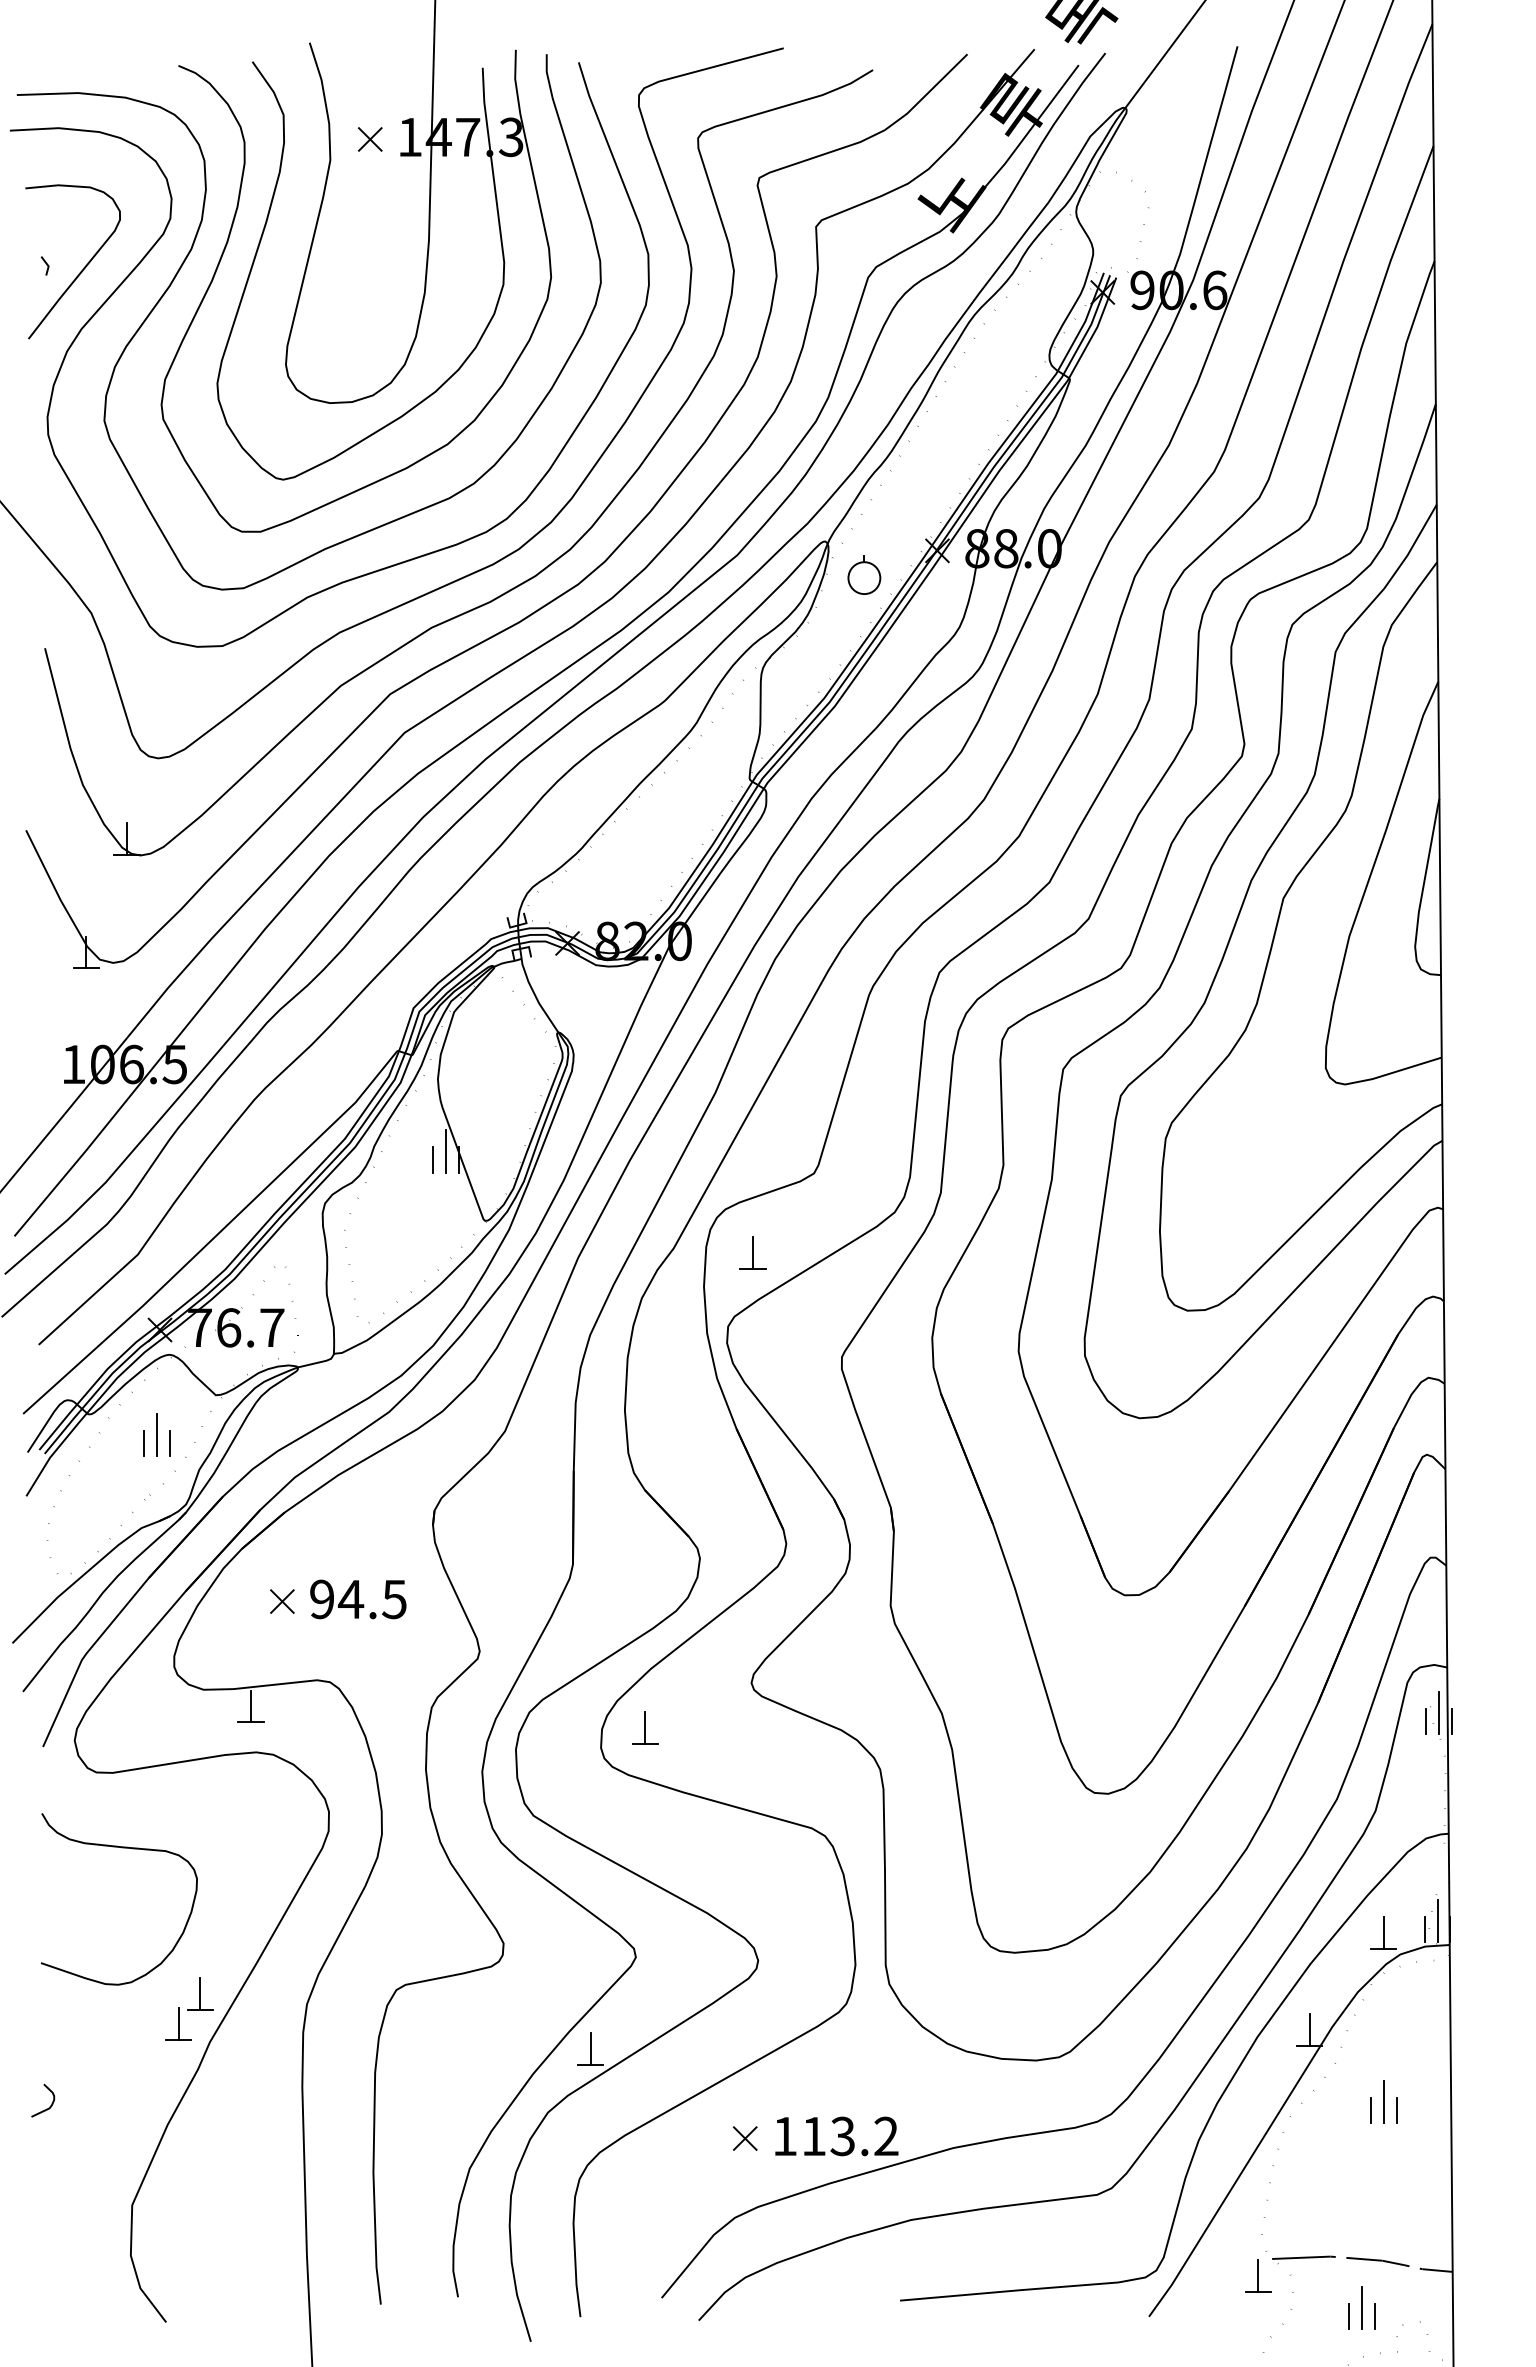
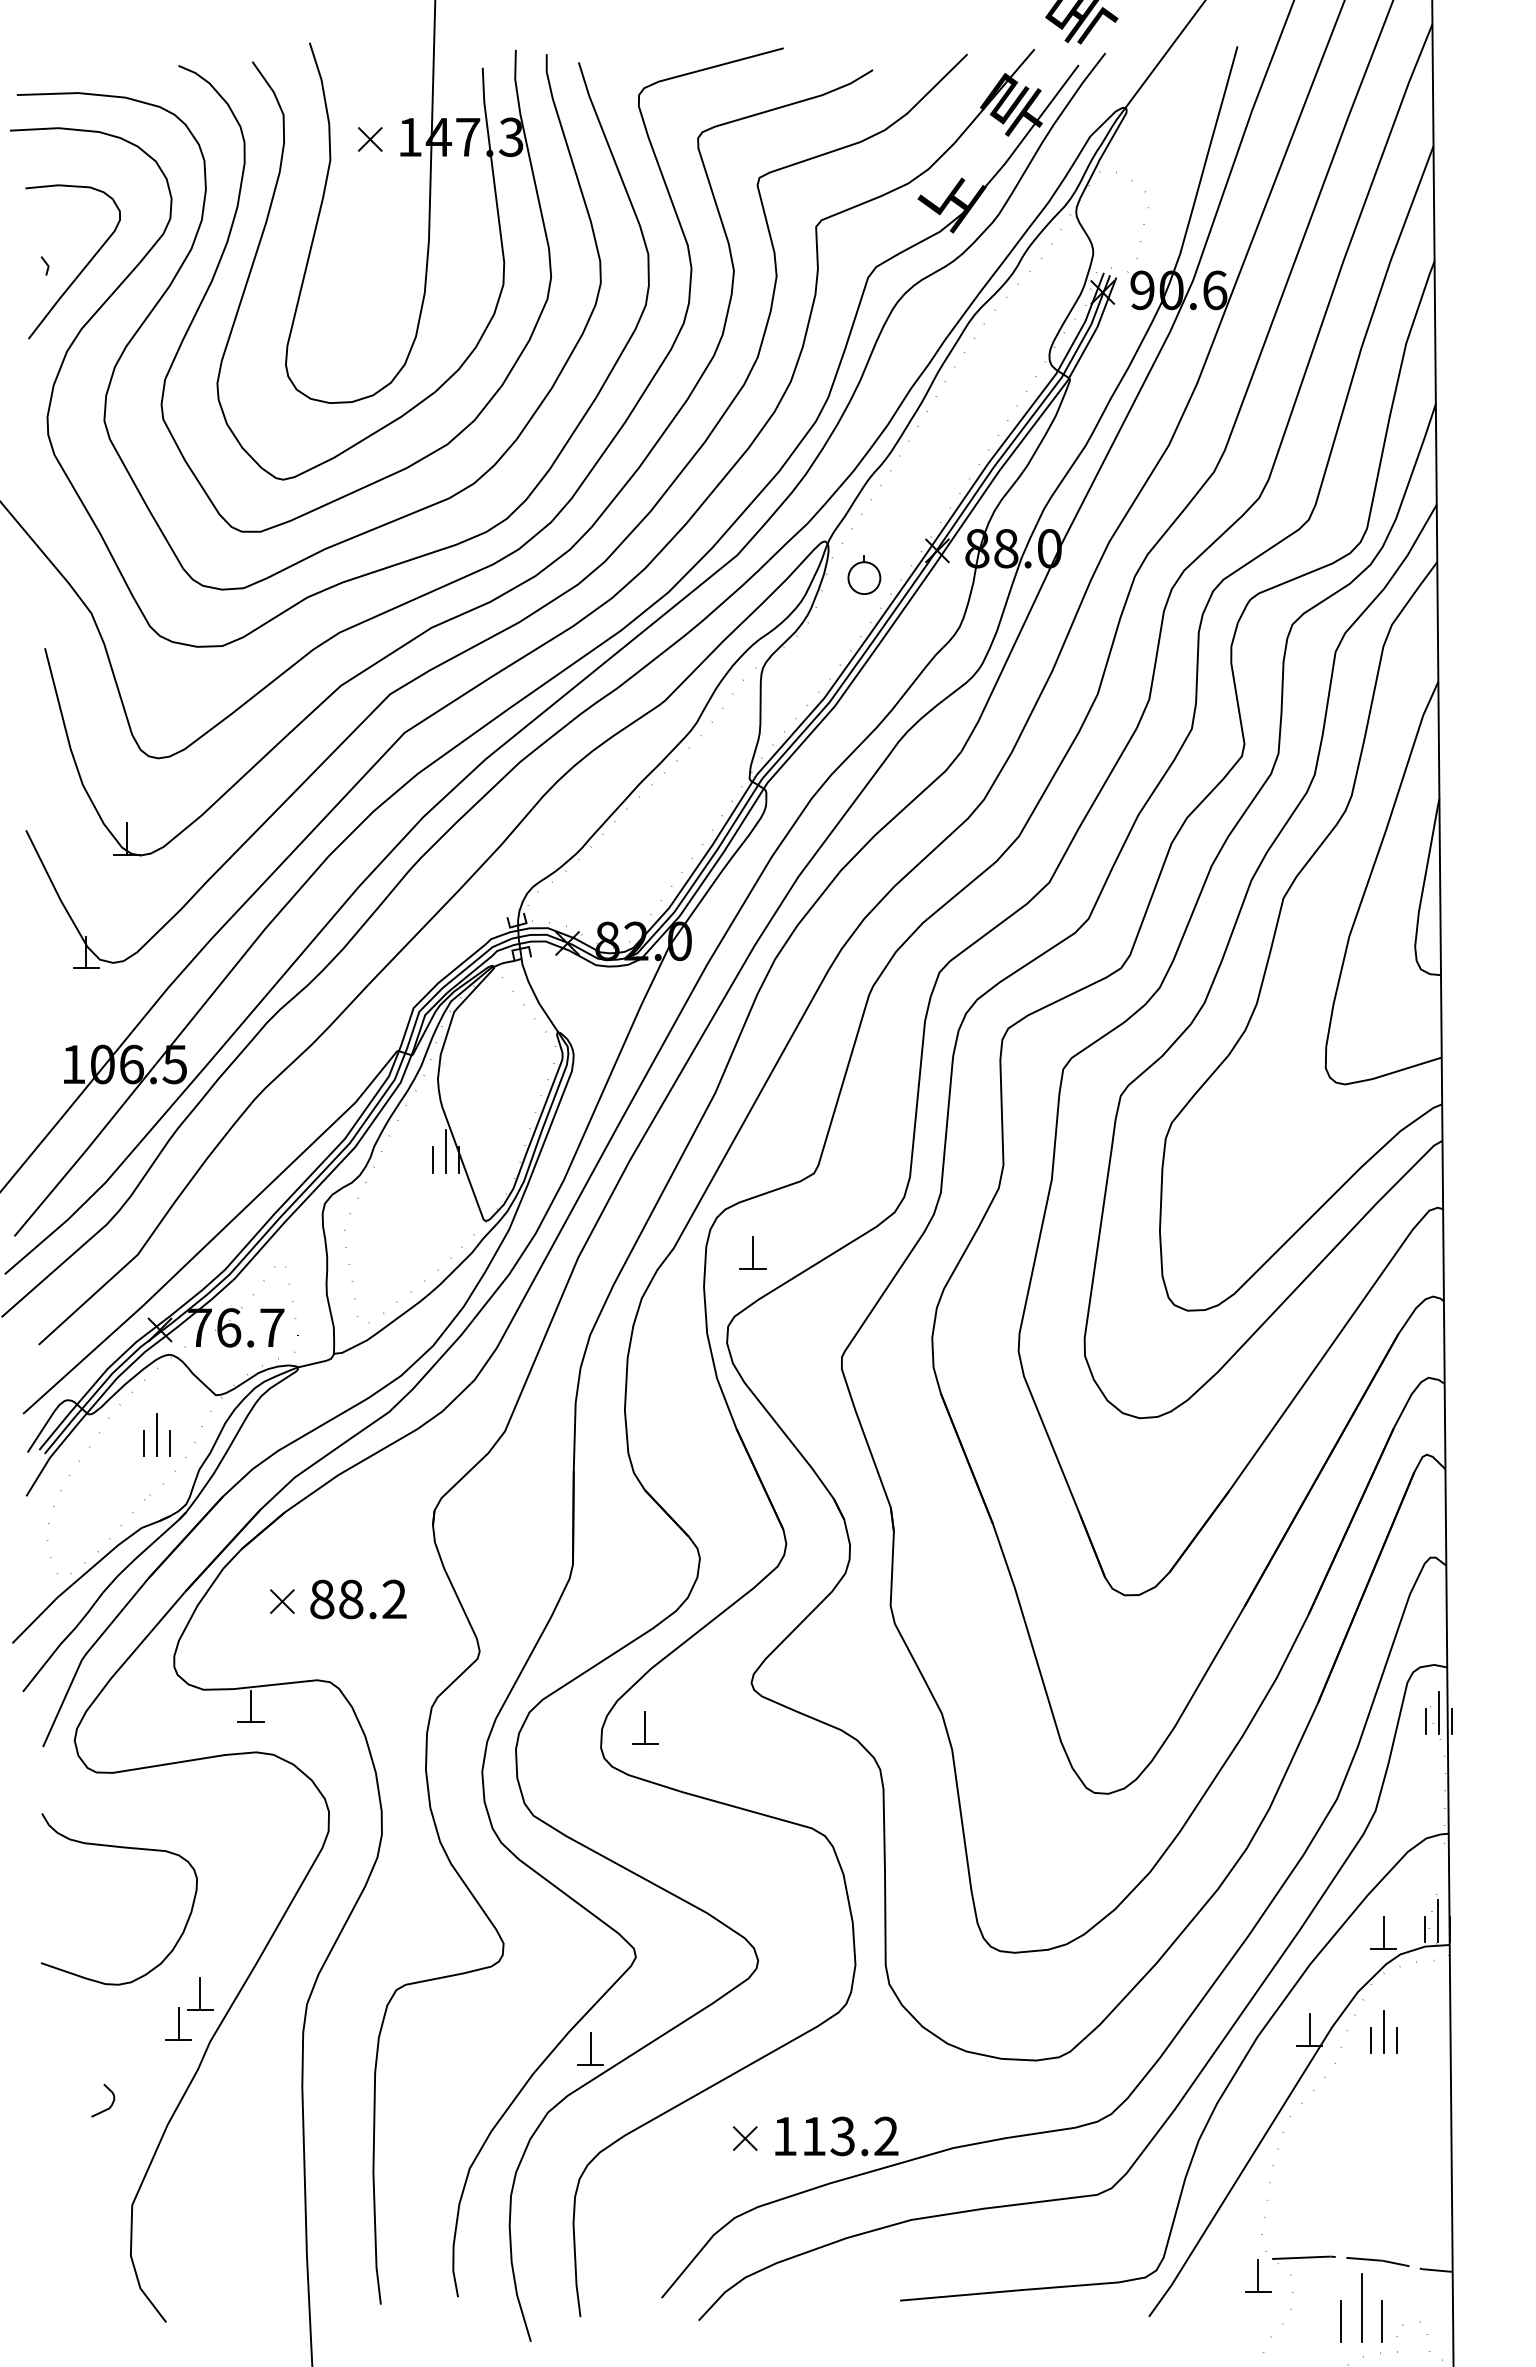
text: 94.5 -> 88.2 (358, 1599)
part position: (1383, 2101) -> (1383, 2031) (1383, 2031)
curve position: (49, 2106) -> (109, 2106) (109, 2106)
part size: 28x44 px -> 43x70 px (1361, 2307)
